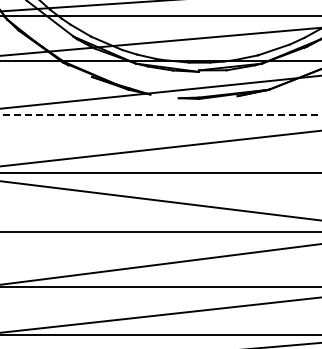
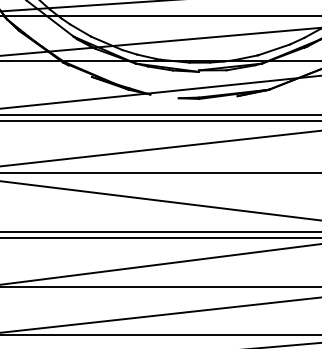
line: dashed -> solid (160, 115)
line: none -> present (160, 121)
line: none -> present (160, 237)
